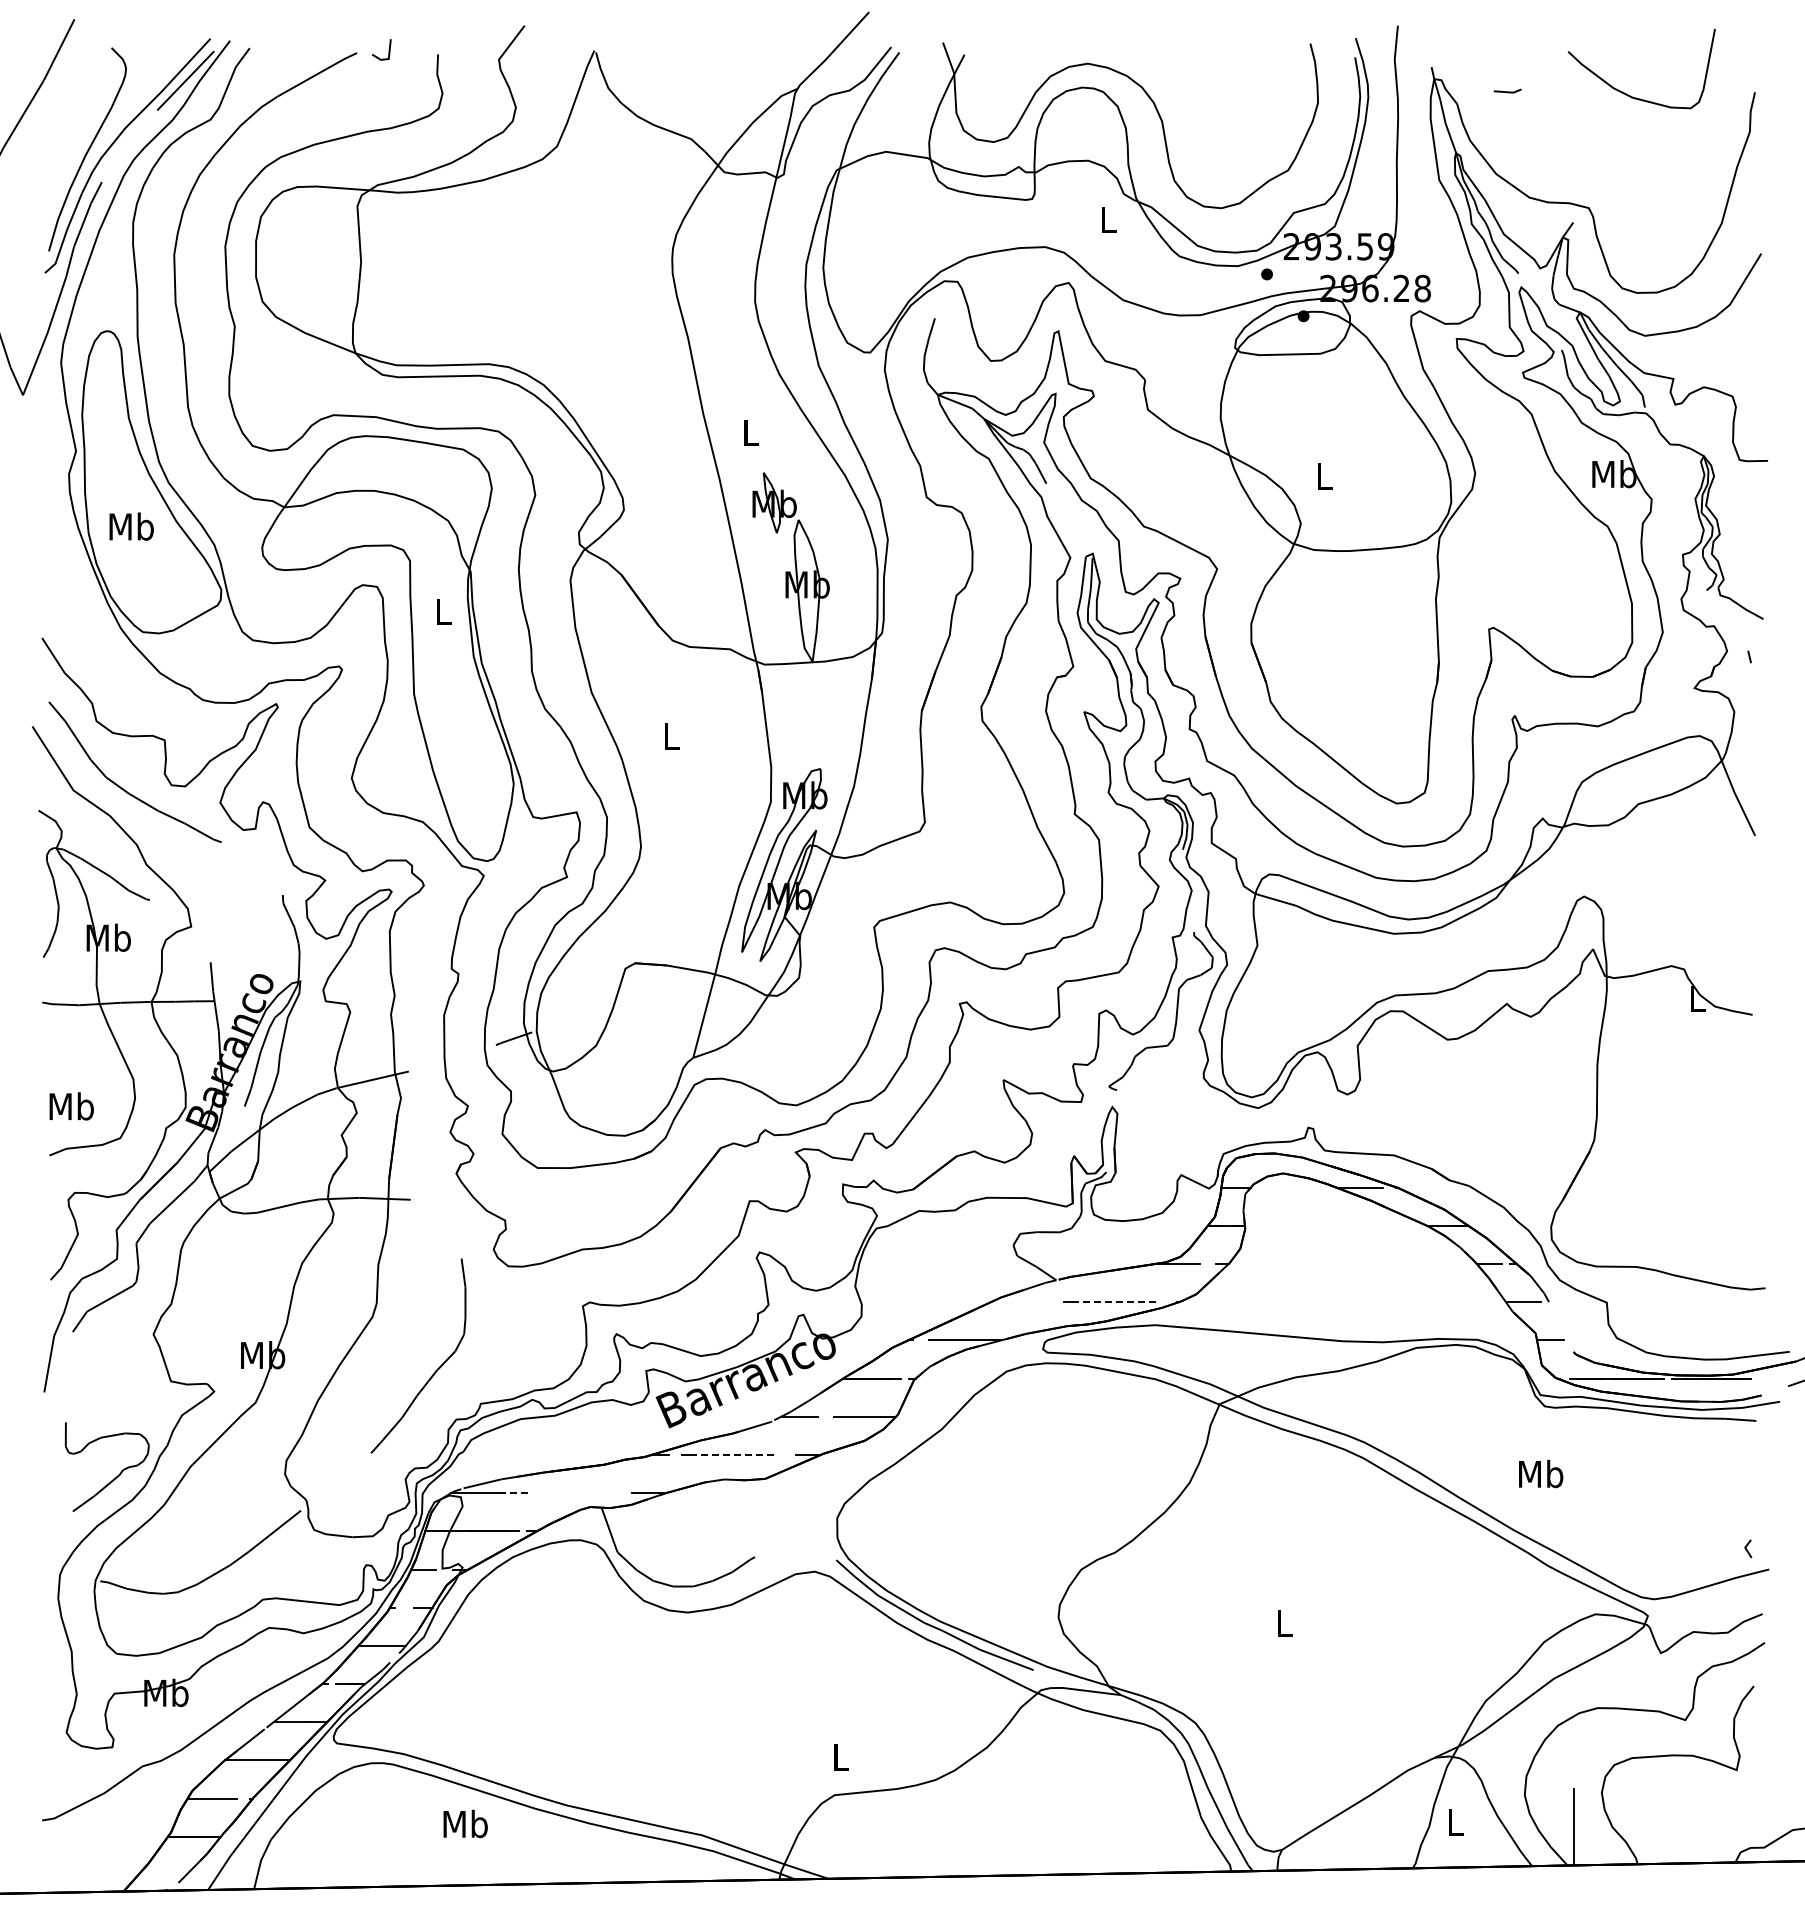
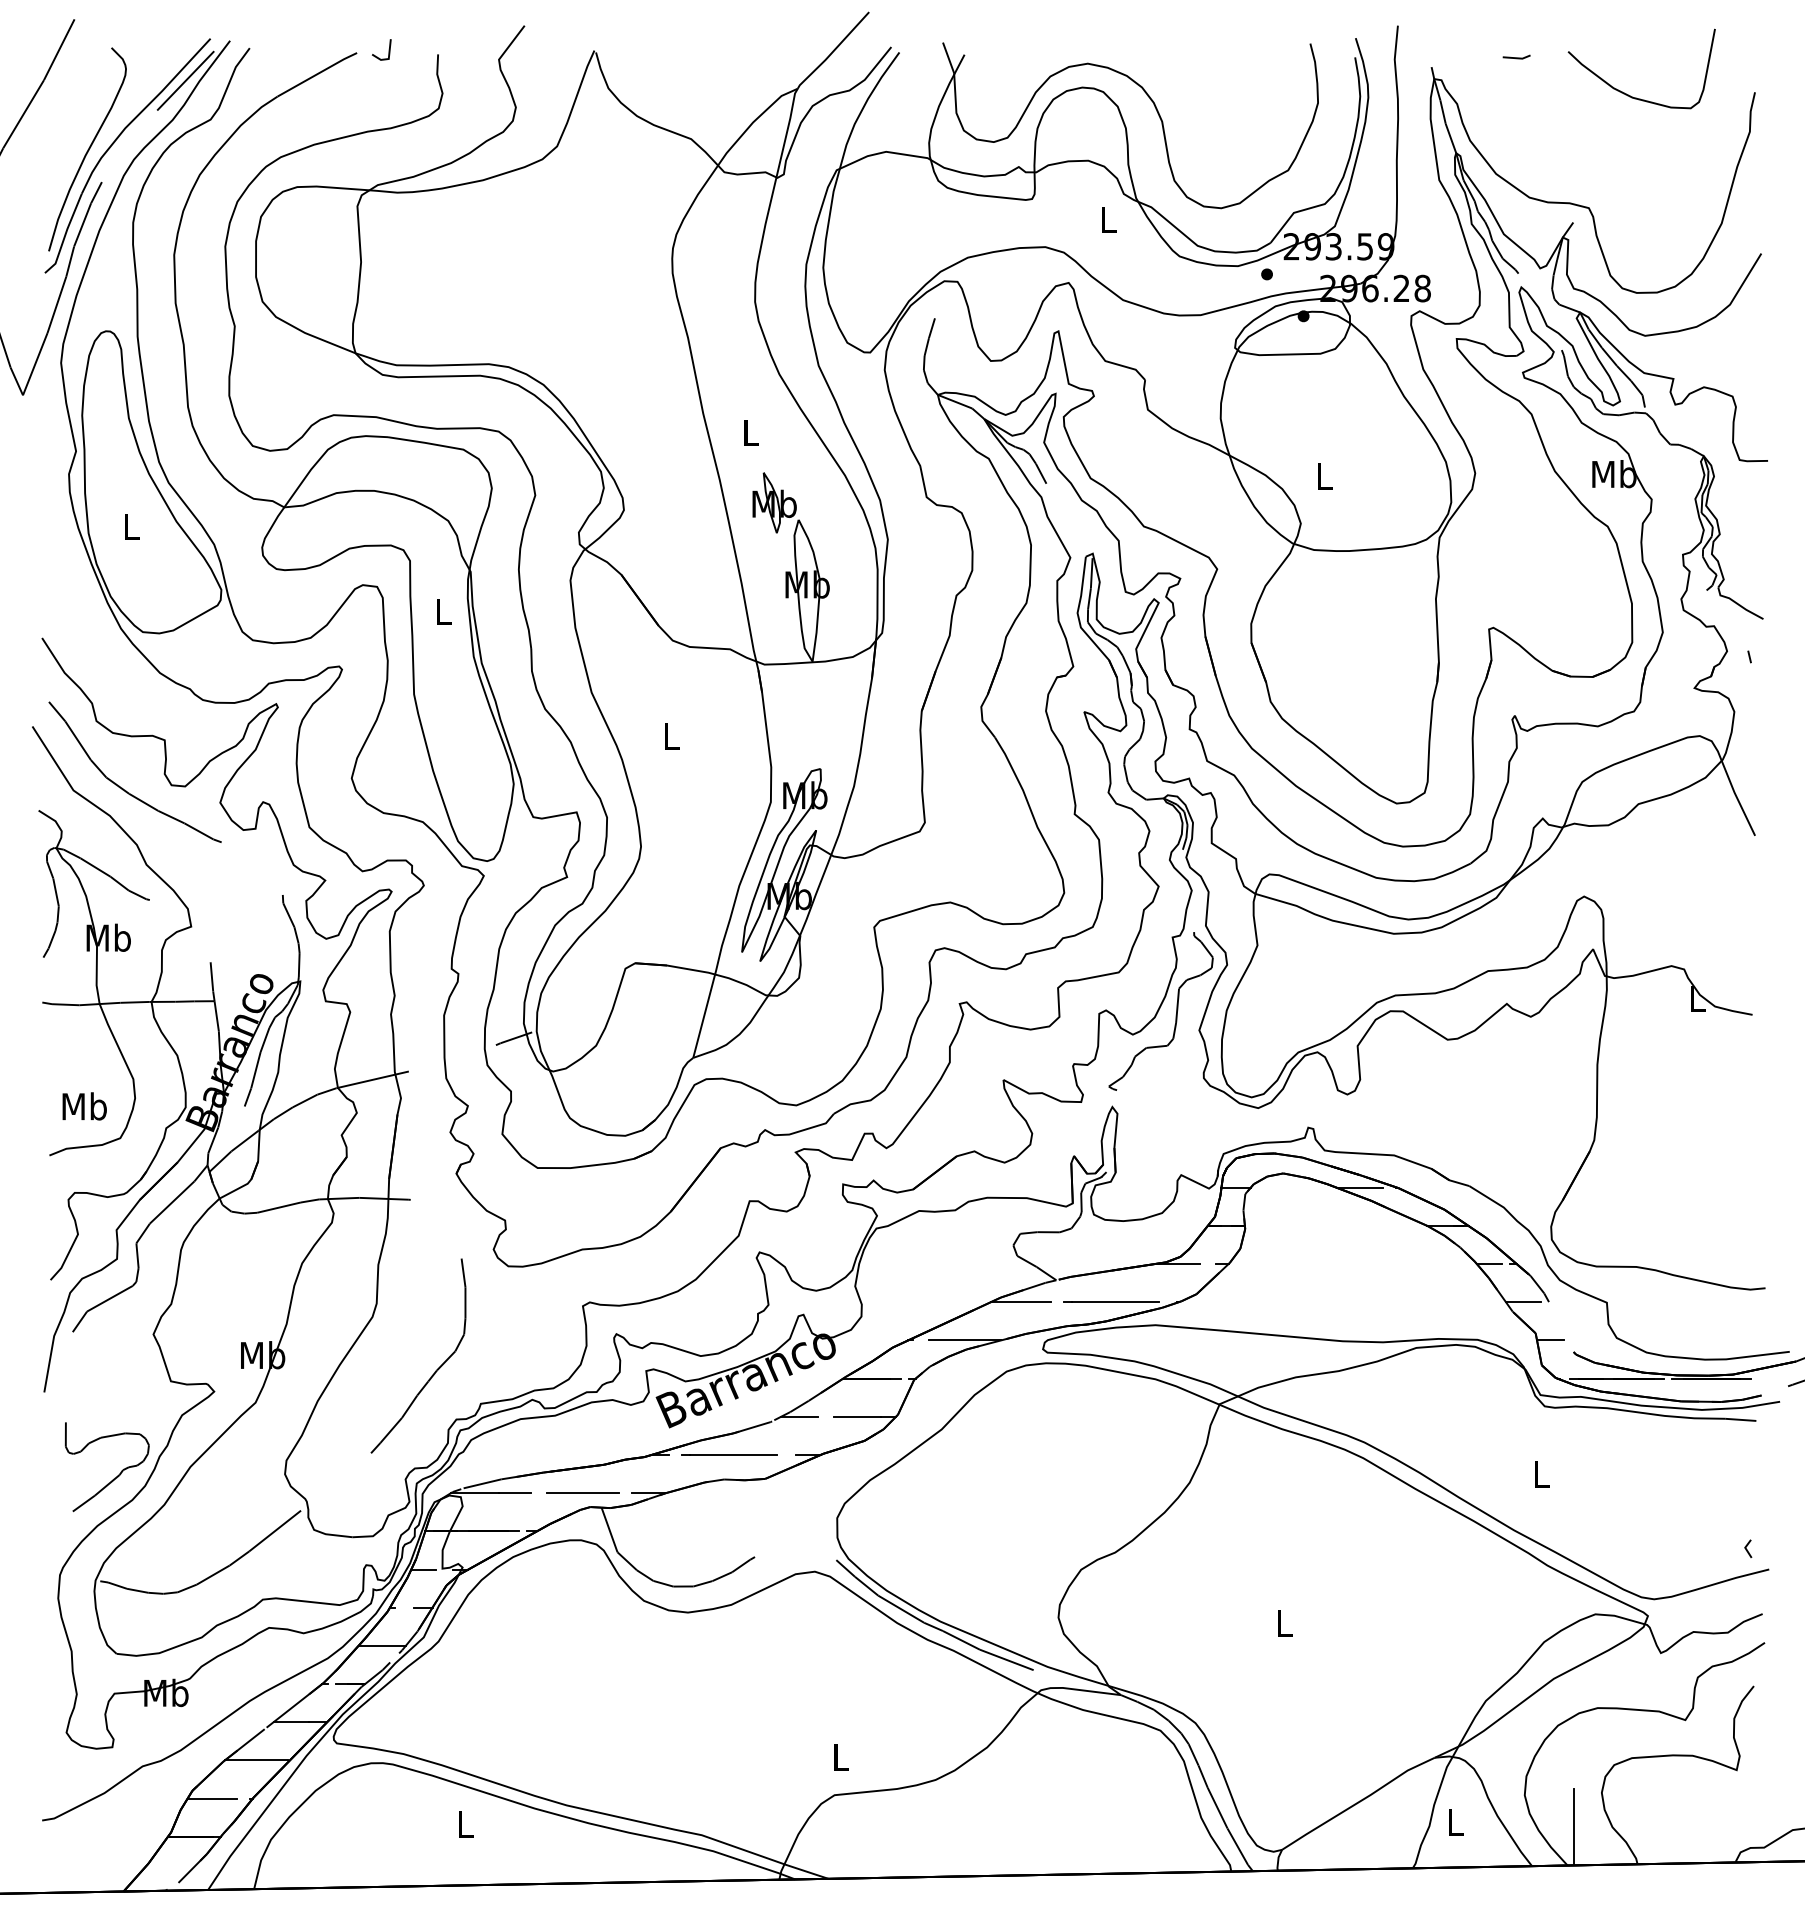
line position: (1507, 91) -> (1516, 57) (1516, 57)
text: Mb -> L (131, 526)
text position: (71, 1106) -> (84, 1106) (84, 1106)
line: none -> present (1020, 1302)
line: dashed -> solid (1115, 1302)
line: dashed -> solid (734, 1454)
text: Mb -> L (1541, 1473)
line: dashed -> solid (515, 1493)
line: none -> present (582, 1493)
text: Mb -> L (465, 1823)
